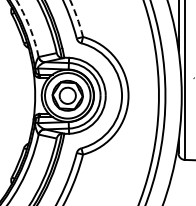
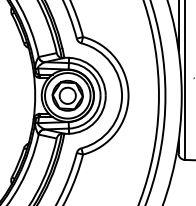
arc: dashed -> solid (77, 17)
arc: dashed -> solid (29, 27)
